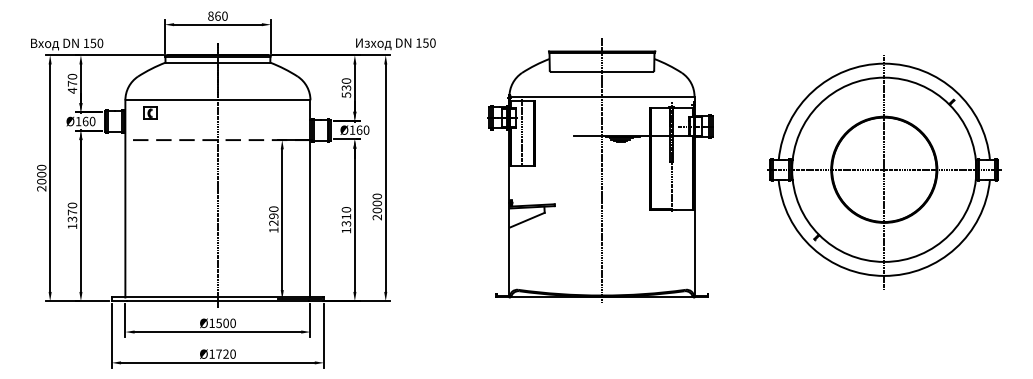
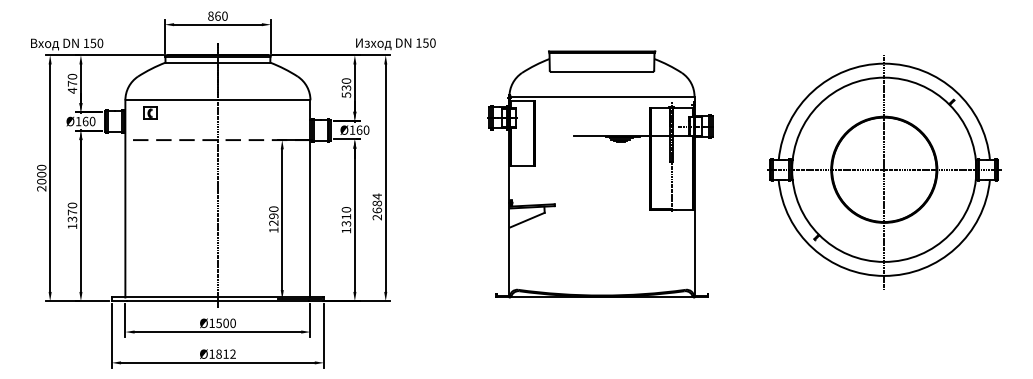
line: present -> none (522, 133)
line: present -> none (602, 170)
text: 2000 -> 2684 (377, 203)
text: Ø1720 -> Ø1812 (225, 353)
